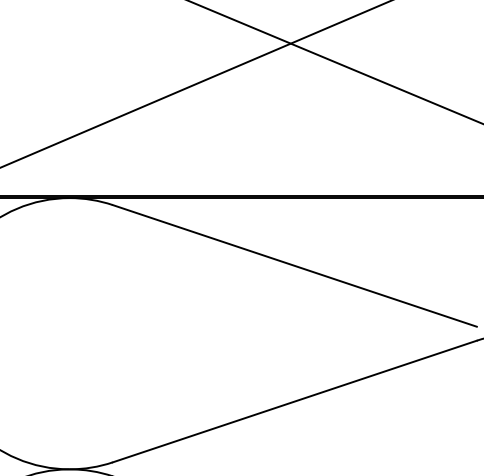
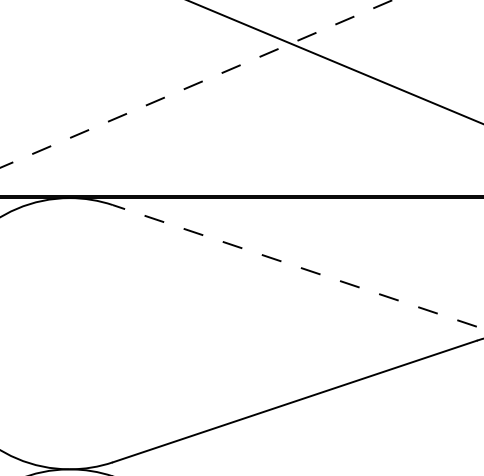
line: solid -> dashed (196, 84)
line: solid -> dashed (294, 265)
